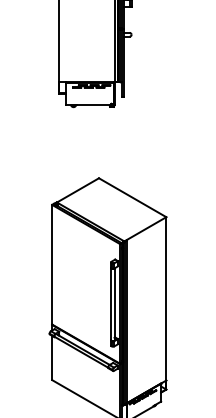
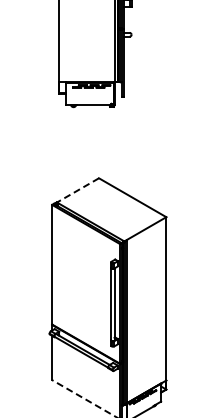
line: solid -> dashed (77, 190)
line: solid -> dashed (84, 399)
